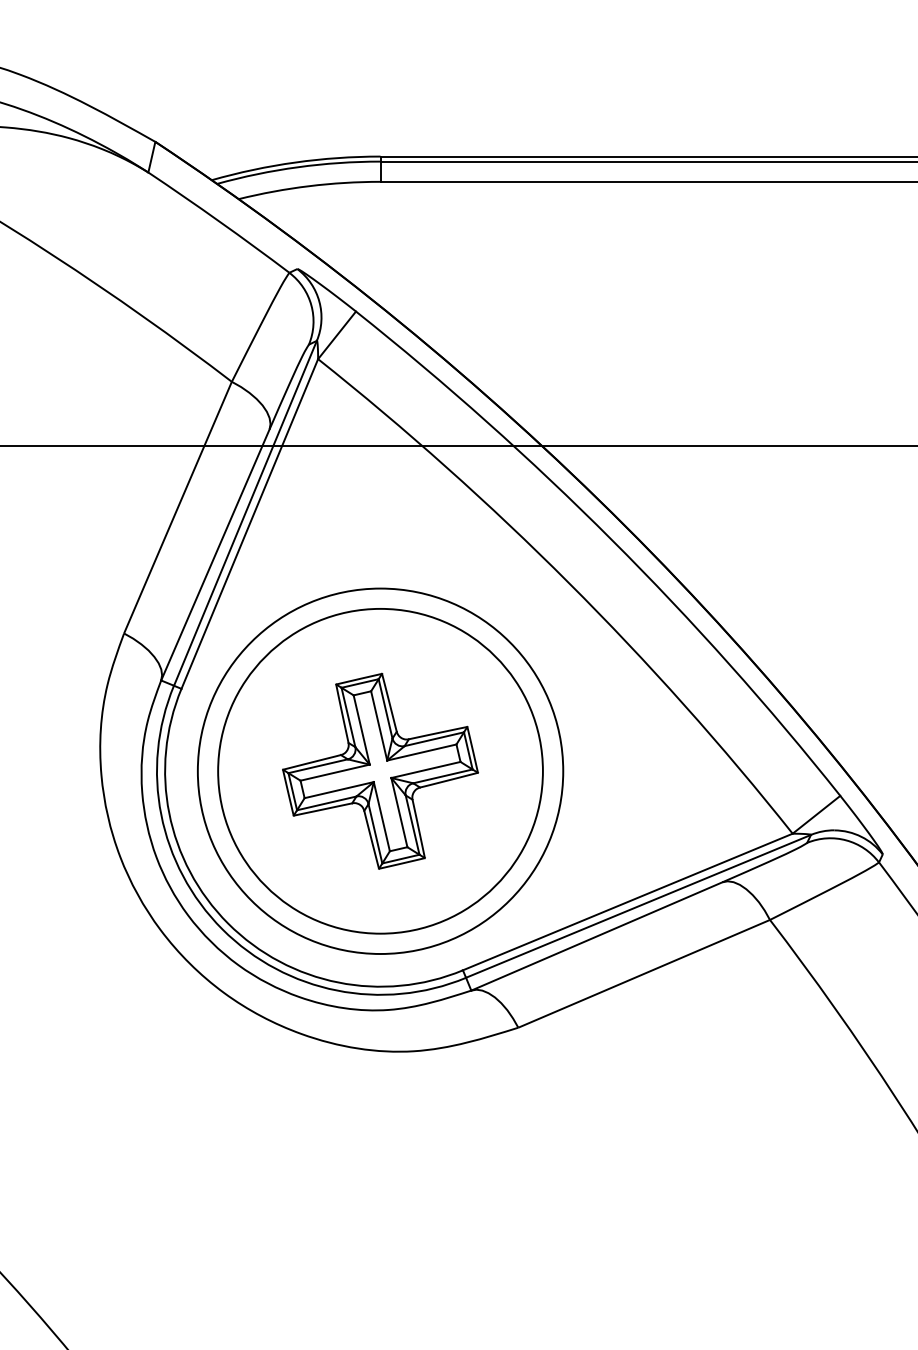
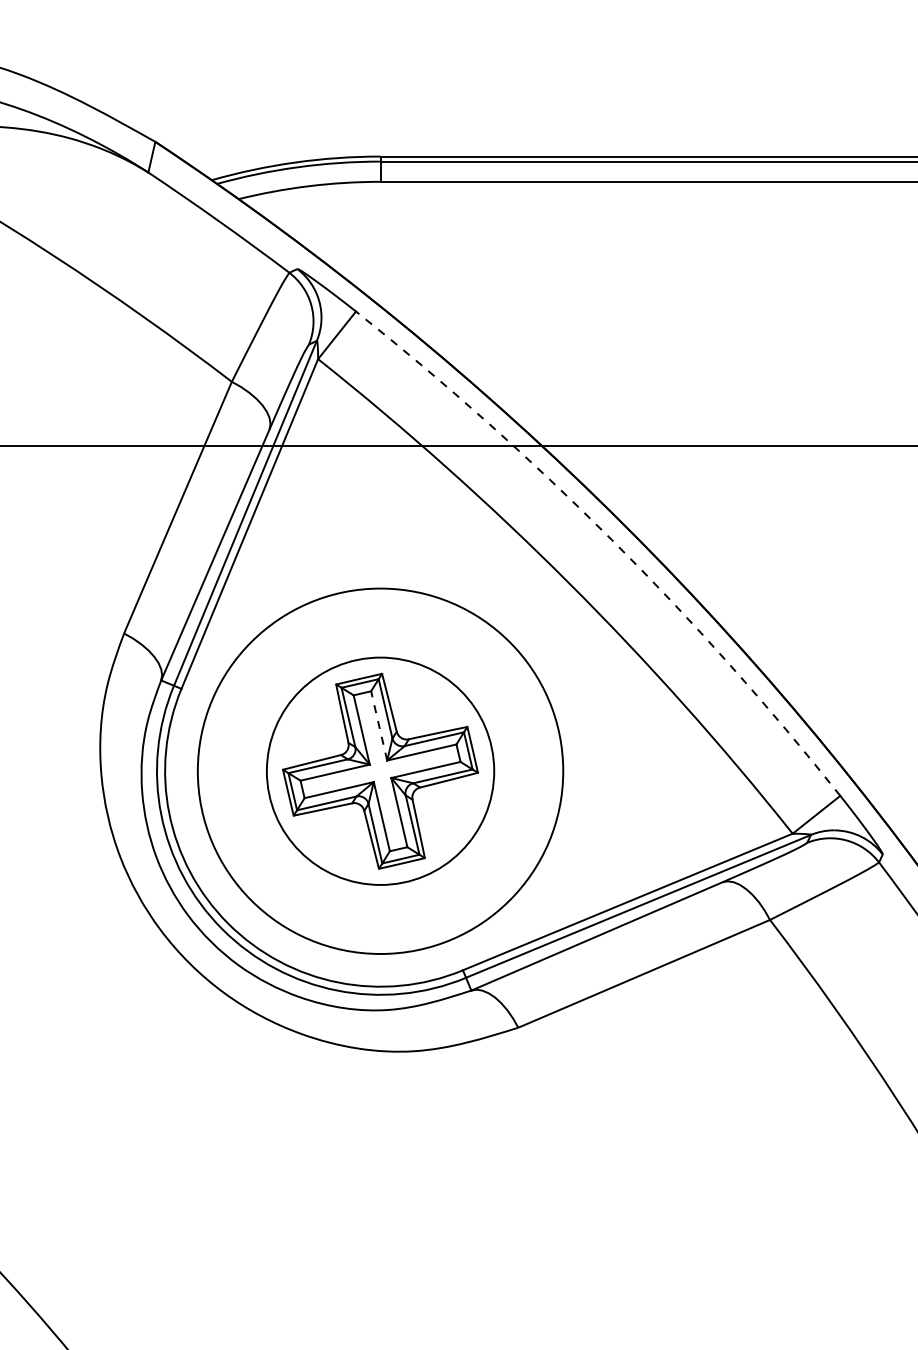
arc: solid -> dashed (611, 539)
line: solid -> dashed (379, 725)
circle diameter: 325 px -> 227 px (380, 770)
